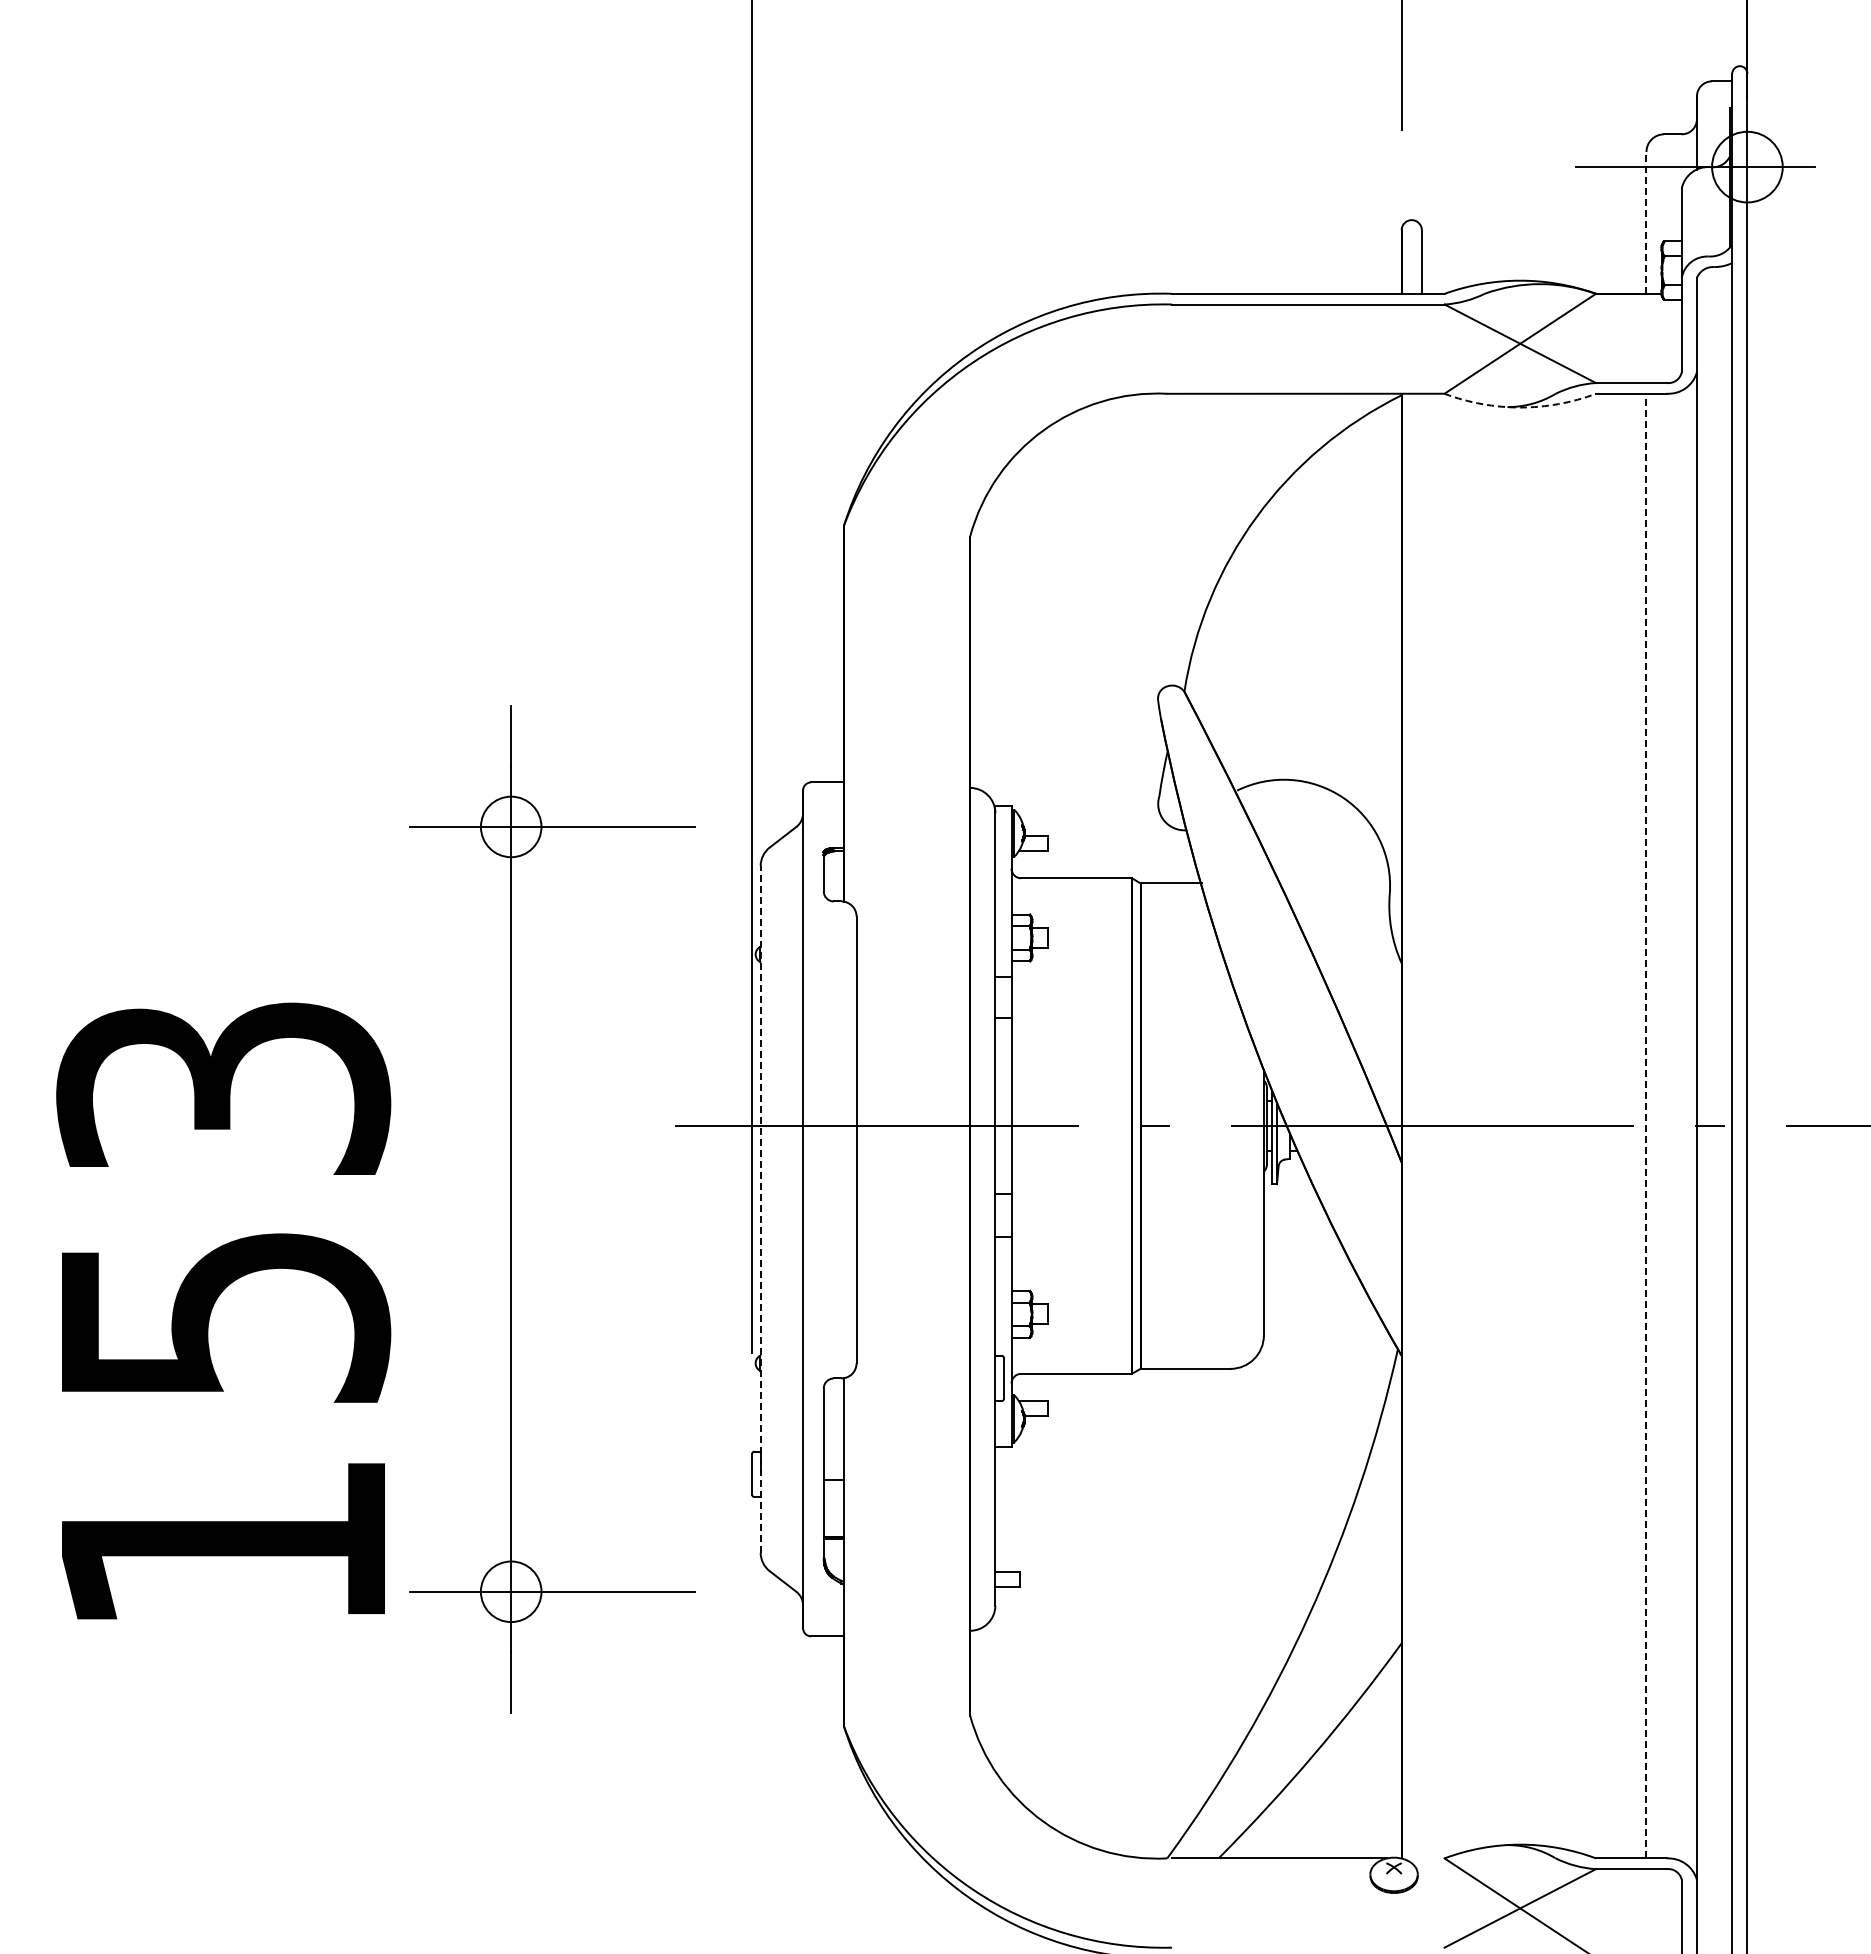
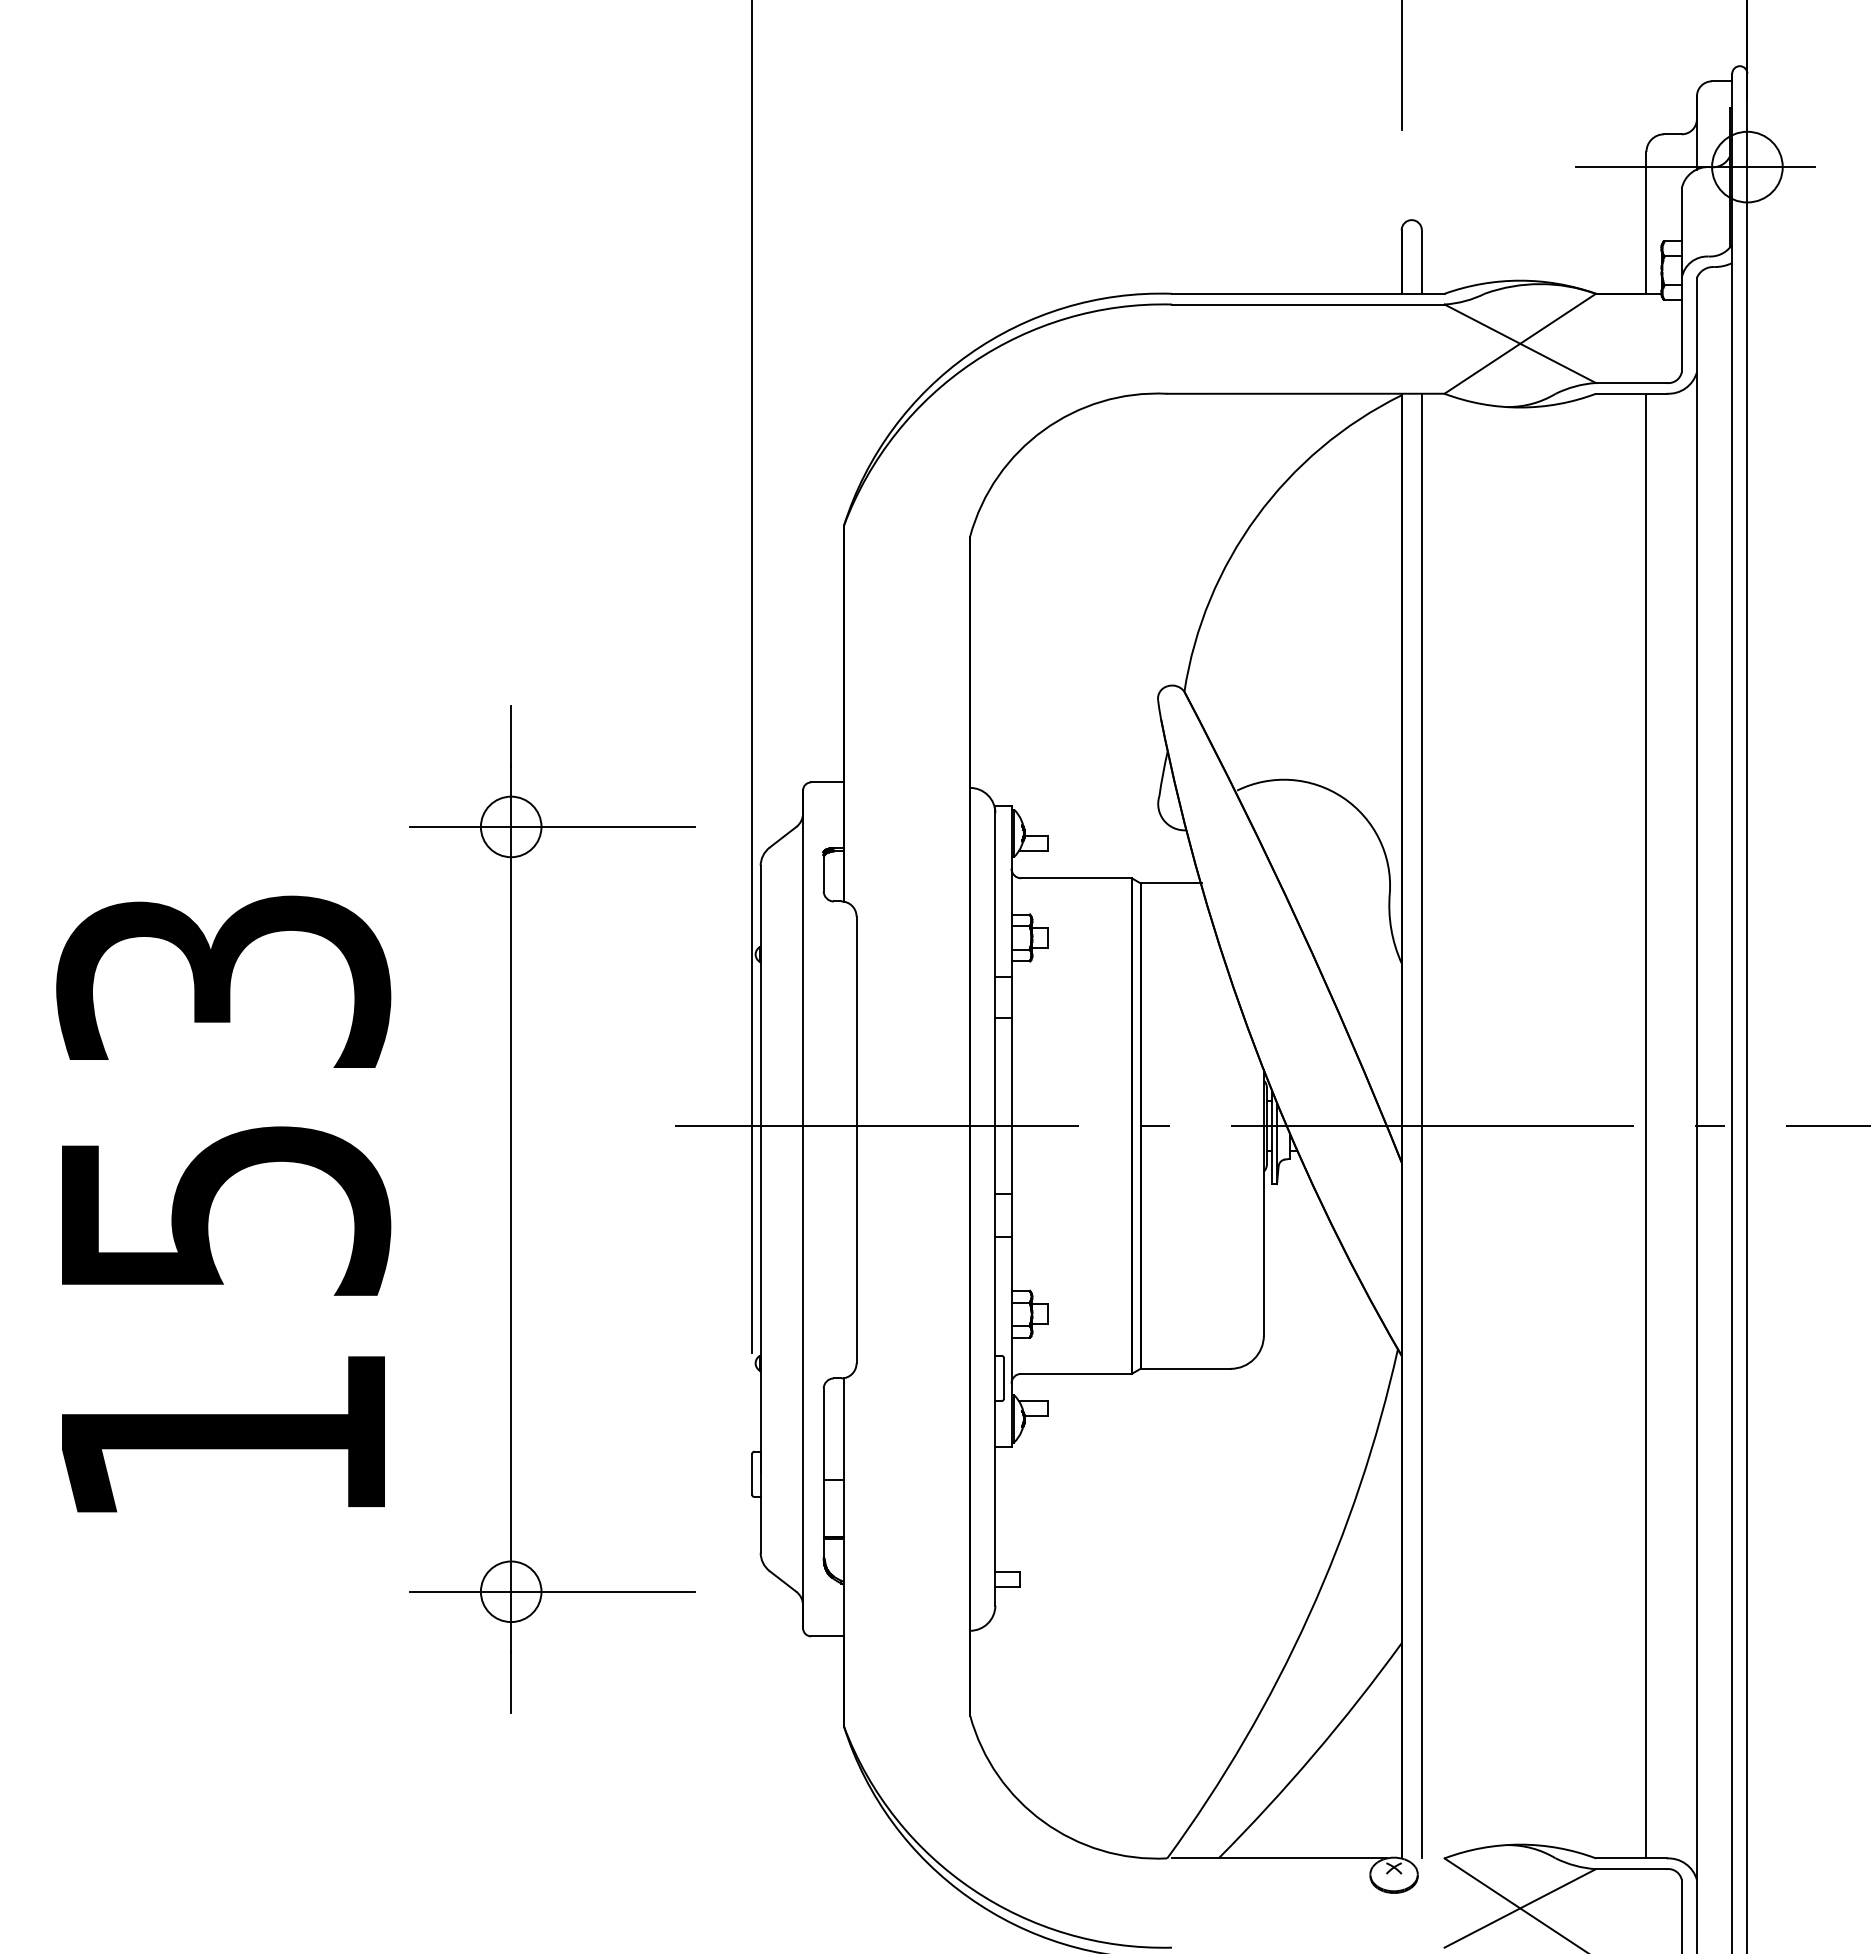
line: dashed -> solid (1646, 222)
arc: dashed -> solid (1520, 407)
line: none -> present (1421, 1125)
line: dashed -> solid (1646, 1125)
line: dashed -> solid (760, 1208)
text position: (223, 1310) -> (223, 1203) (223, 1203)
